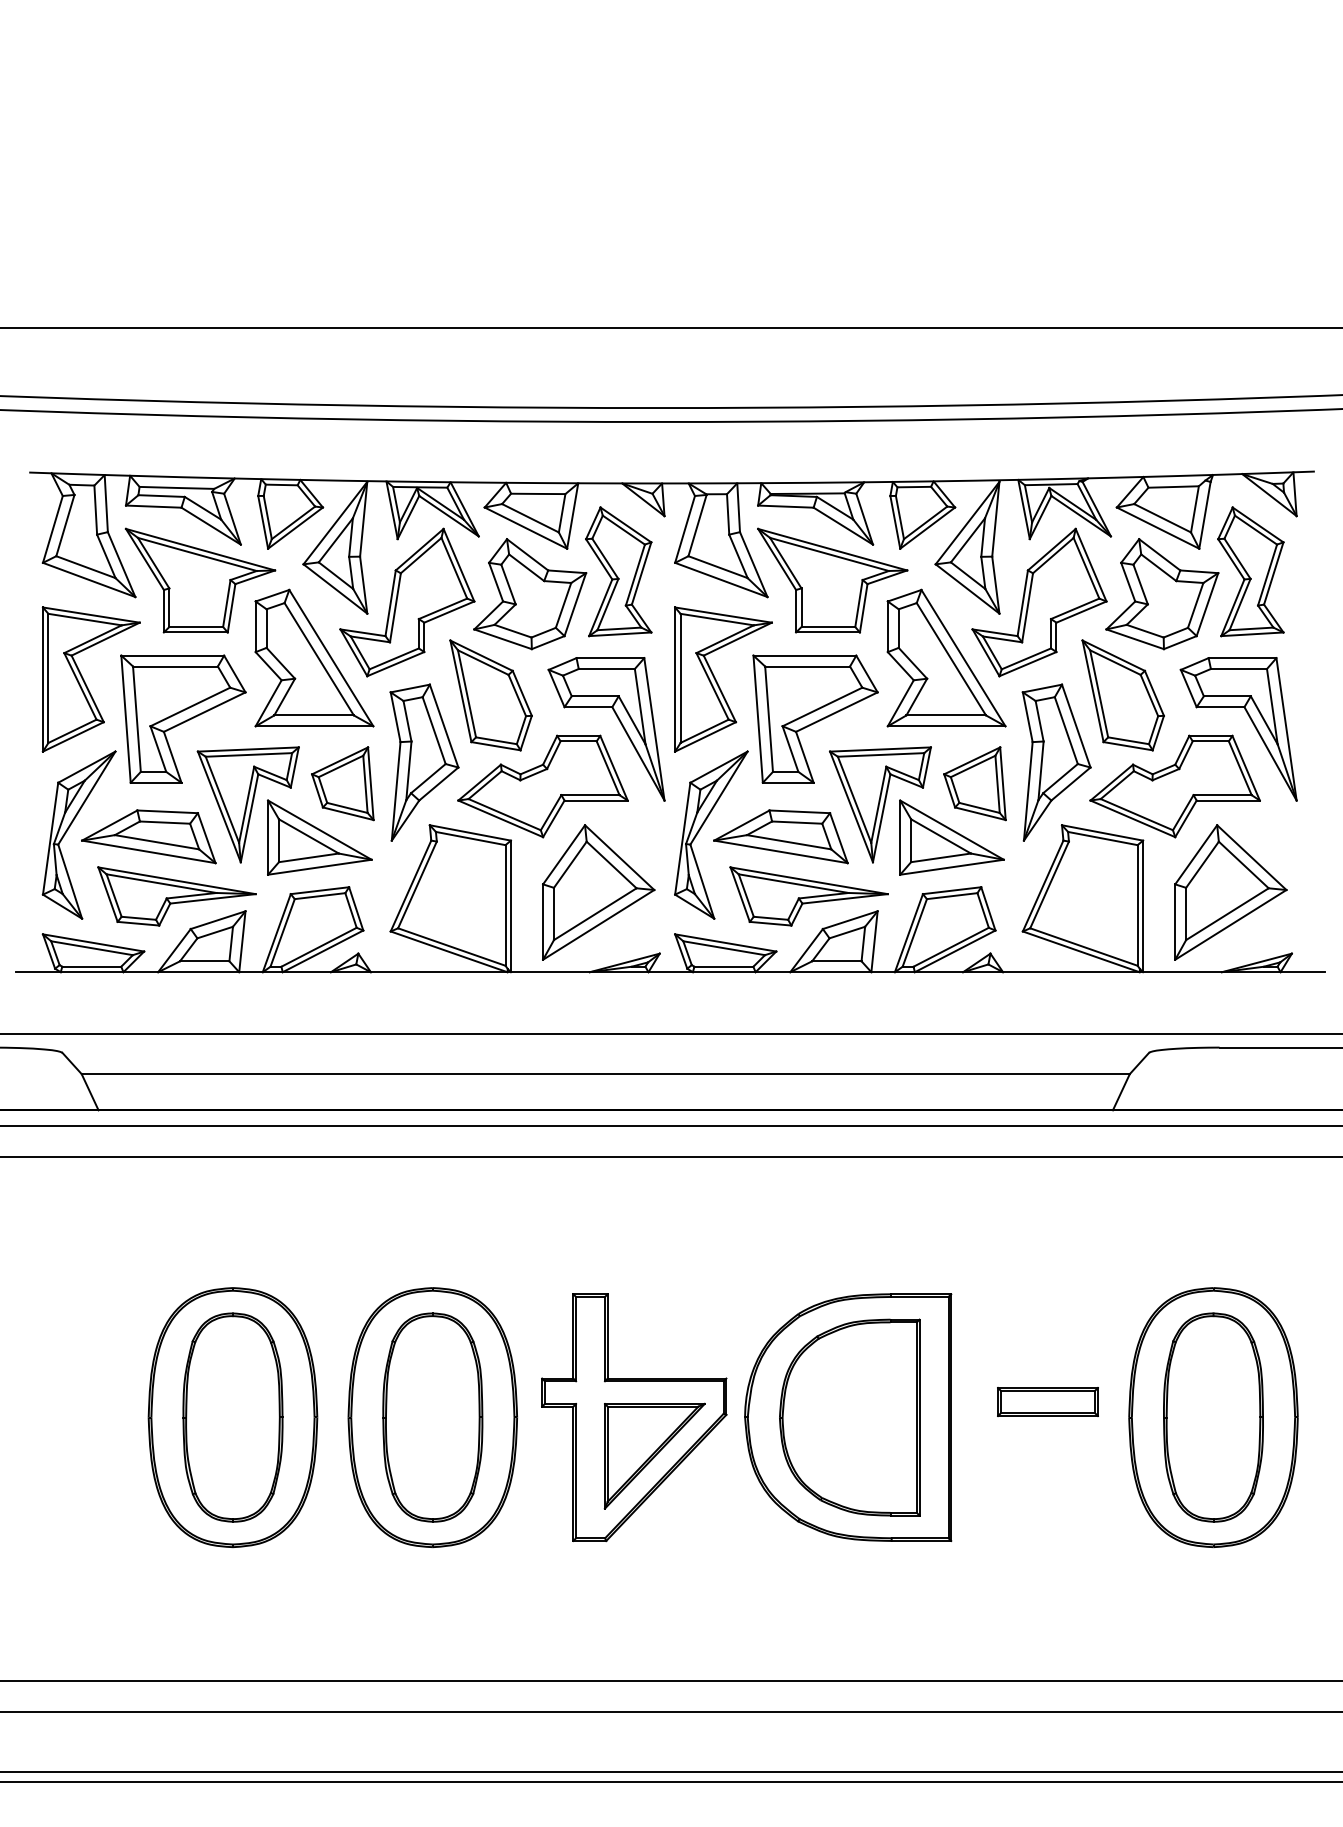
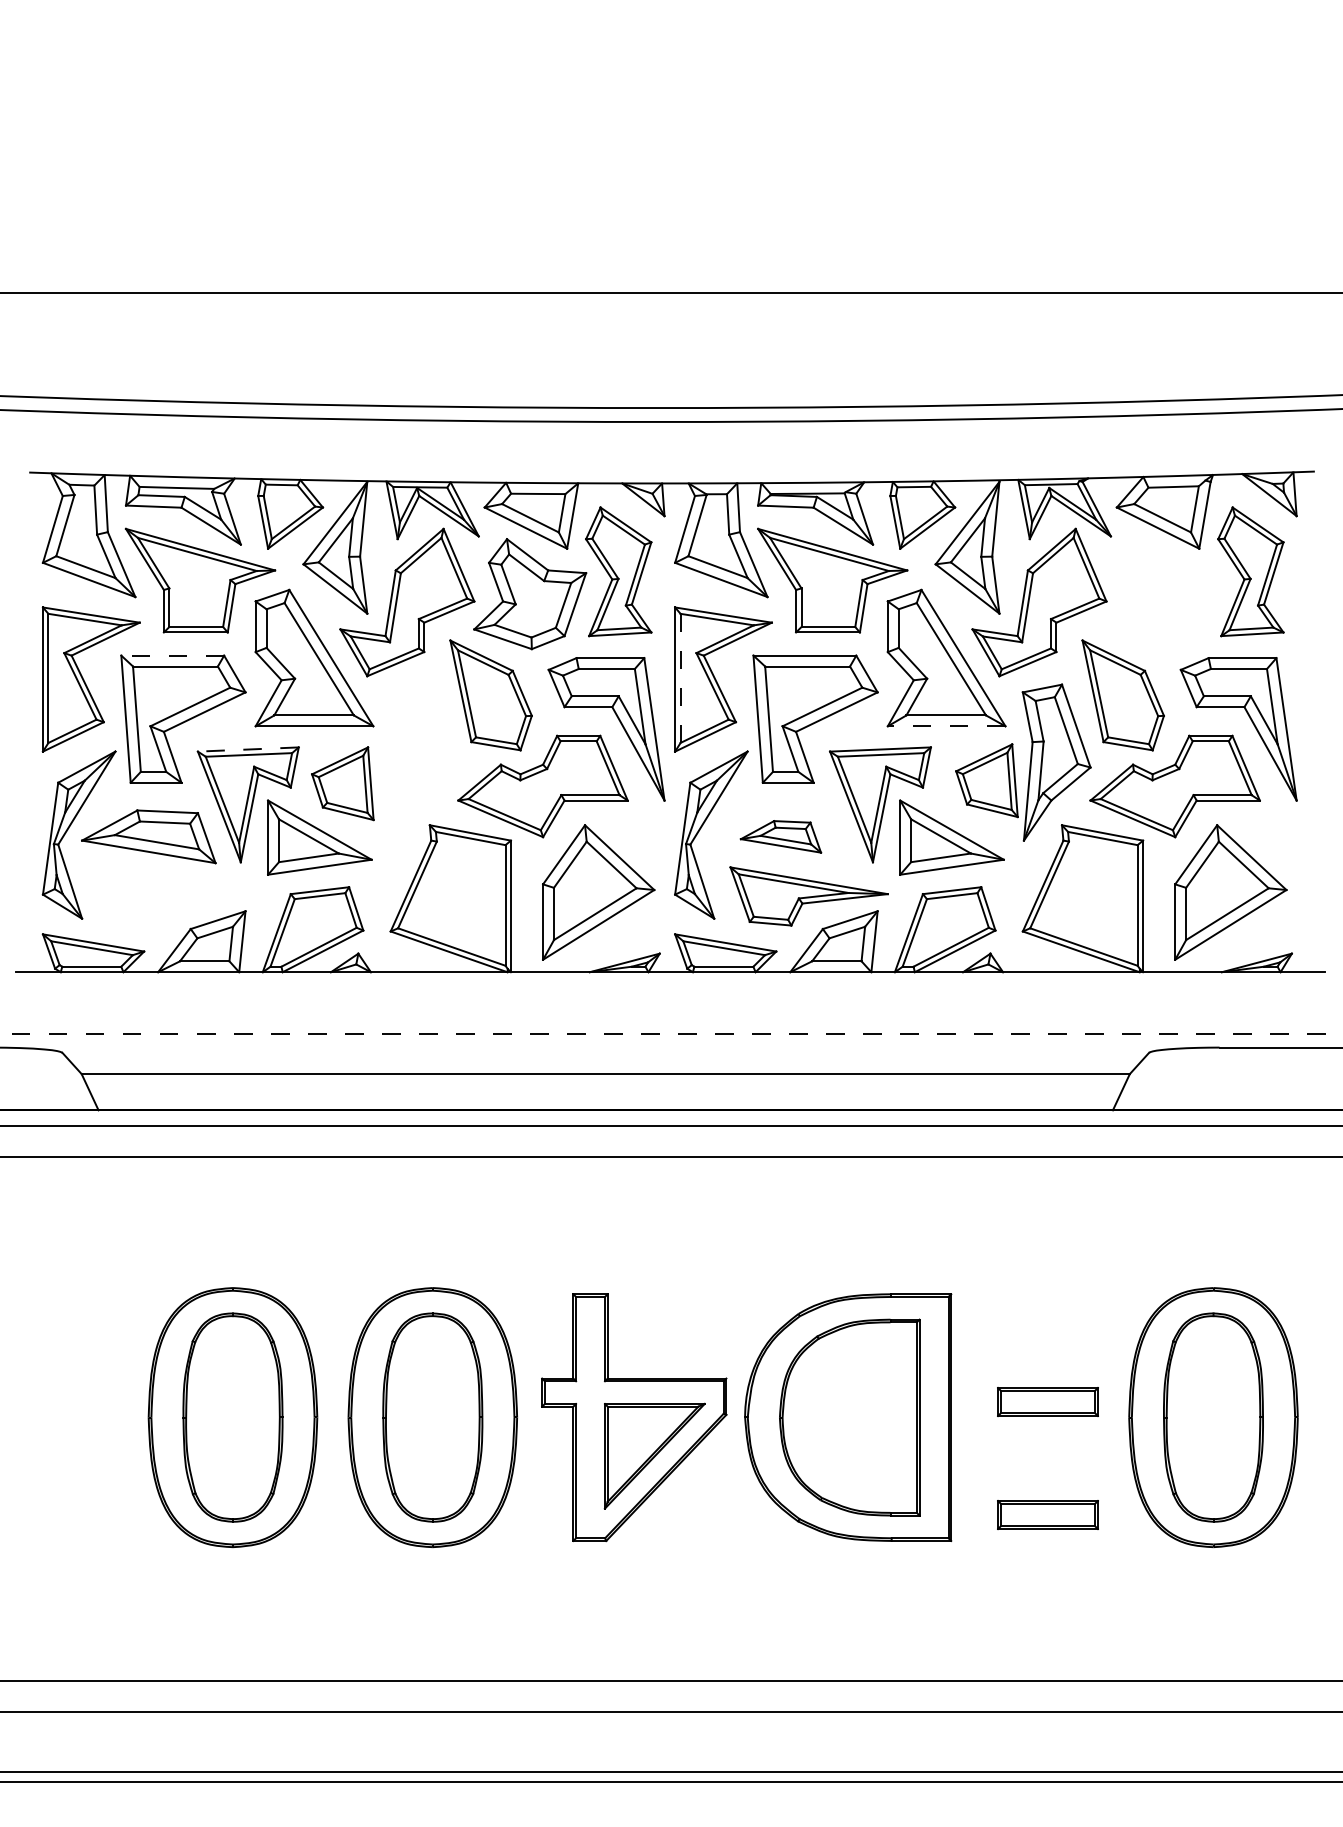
line position: (670, 327) -> (670, 292) (670, 292)
part: present -> none (1162, 594)
line: solid -> dashed (172, 655)
line: solid -> dashed (680, 678)
line: solid -> dashed (946, 726)
line: solid -> dashed (247, 749)
part: present -> none (424, 762)
part position: (974, 783) -> (986, 780) (986, 780)
part size: 136x56 px -> 84x34 px (780, 836)
part: present -> none (176, 896)
line: solid -> dashed (671, 1033)
part: none -> present (1047, 1514)
